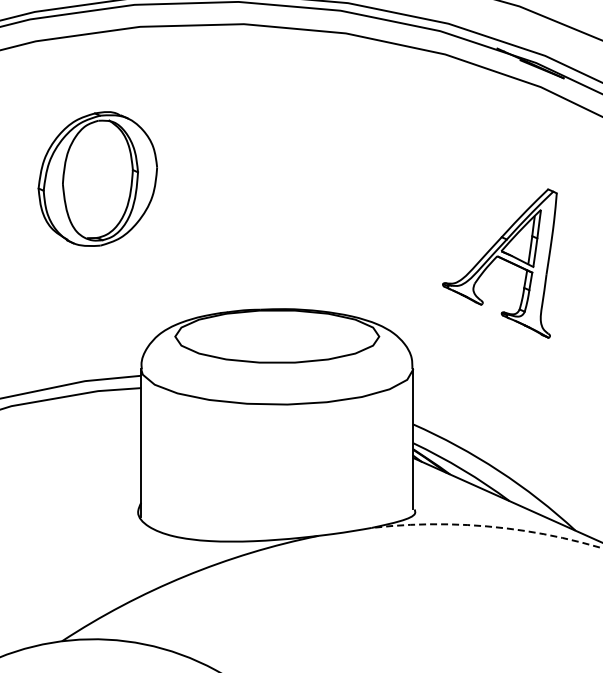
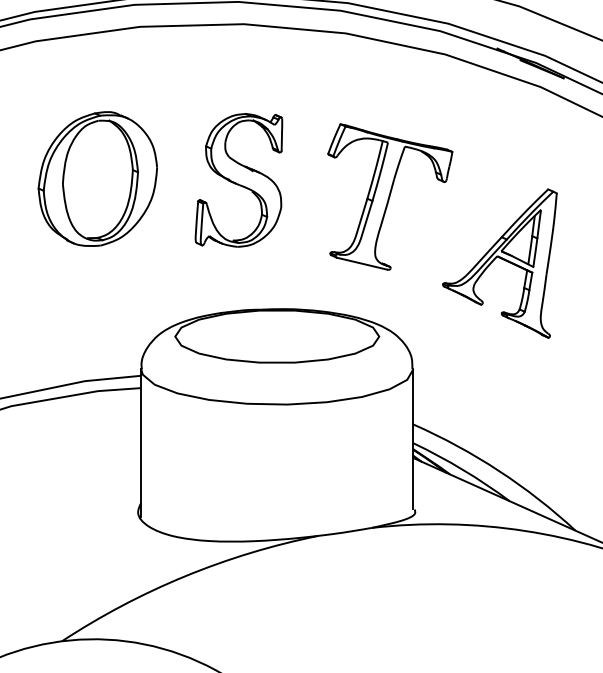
part: none -> present (238, 180)
part: none -> present (390, 196)
arc: dashed -> solid (487, 526)
